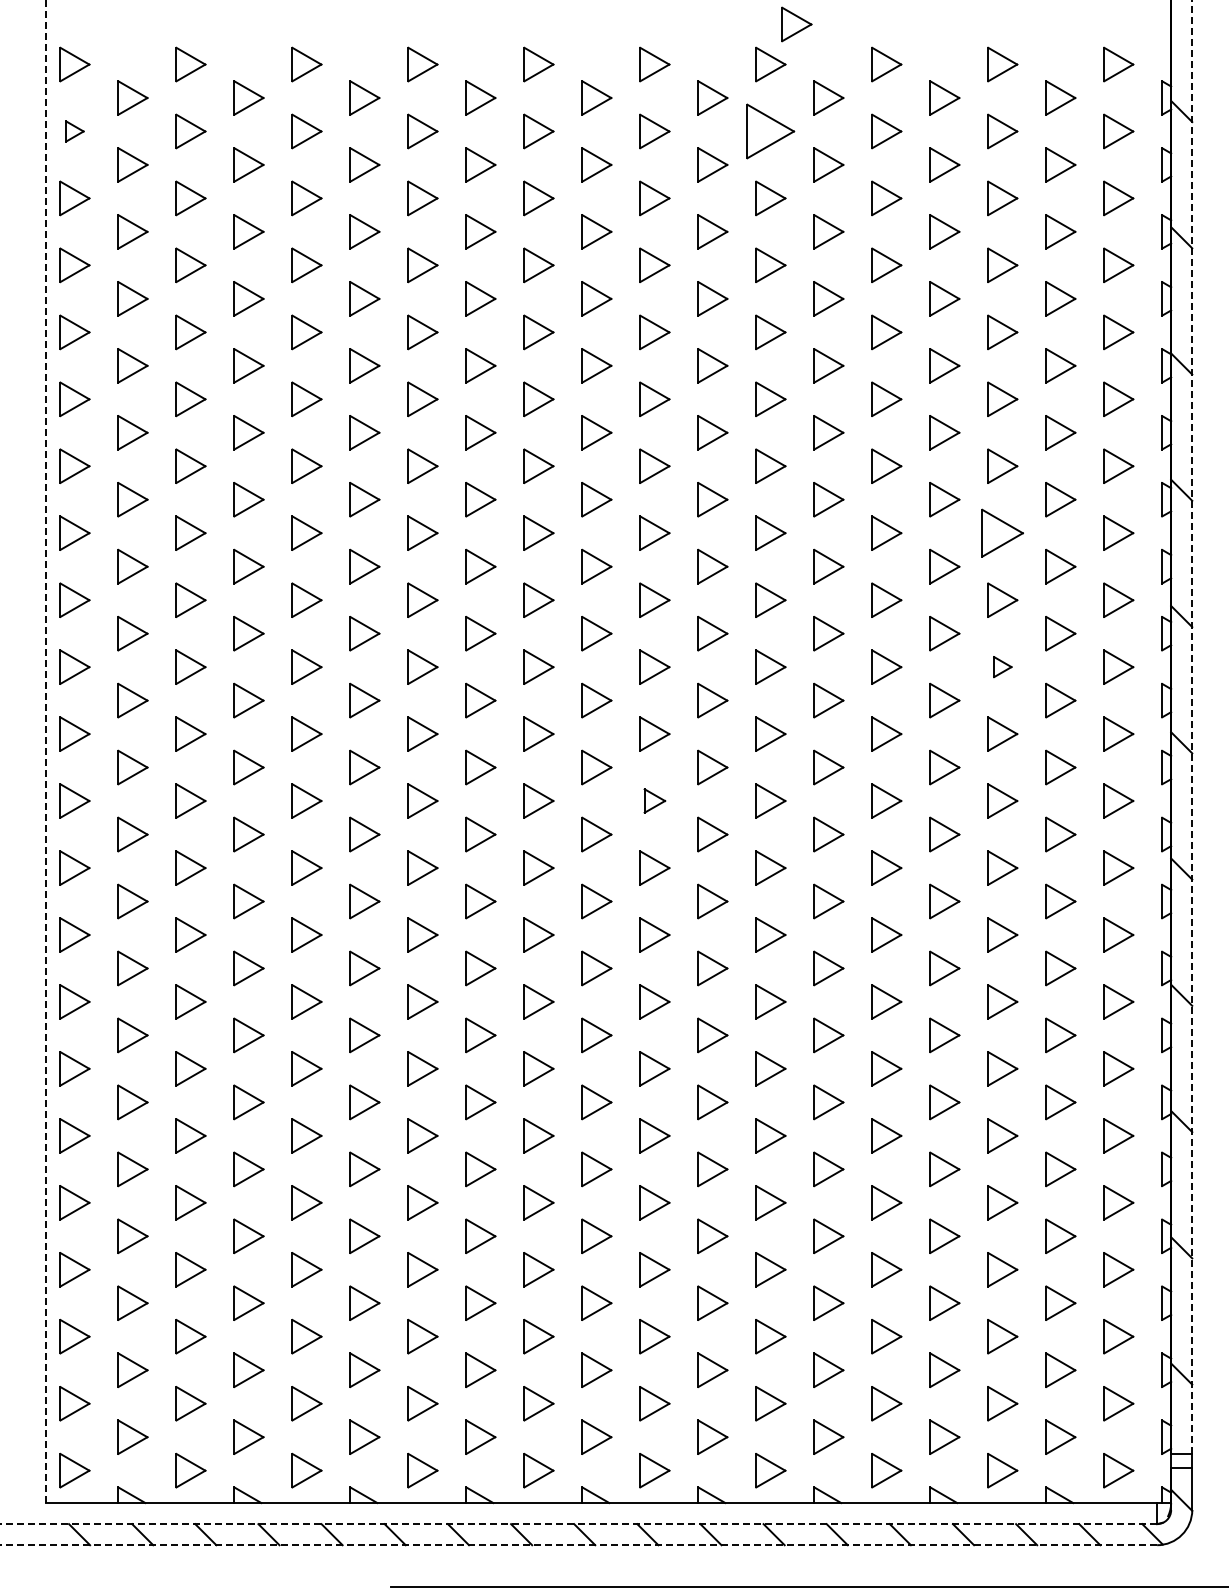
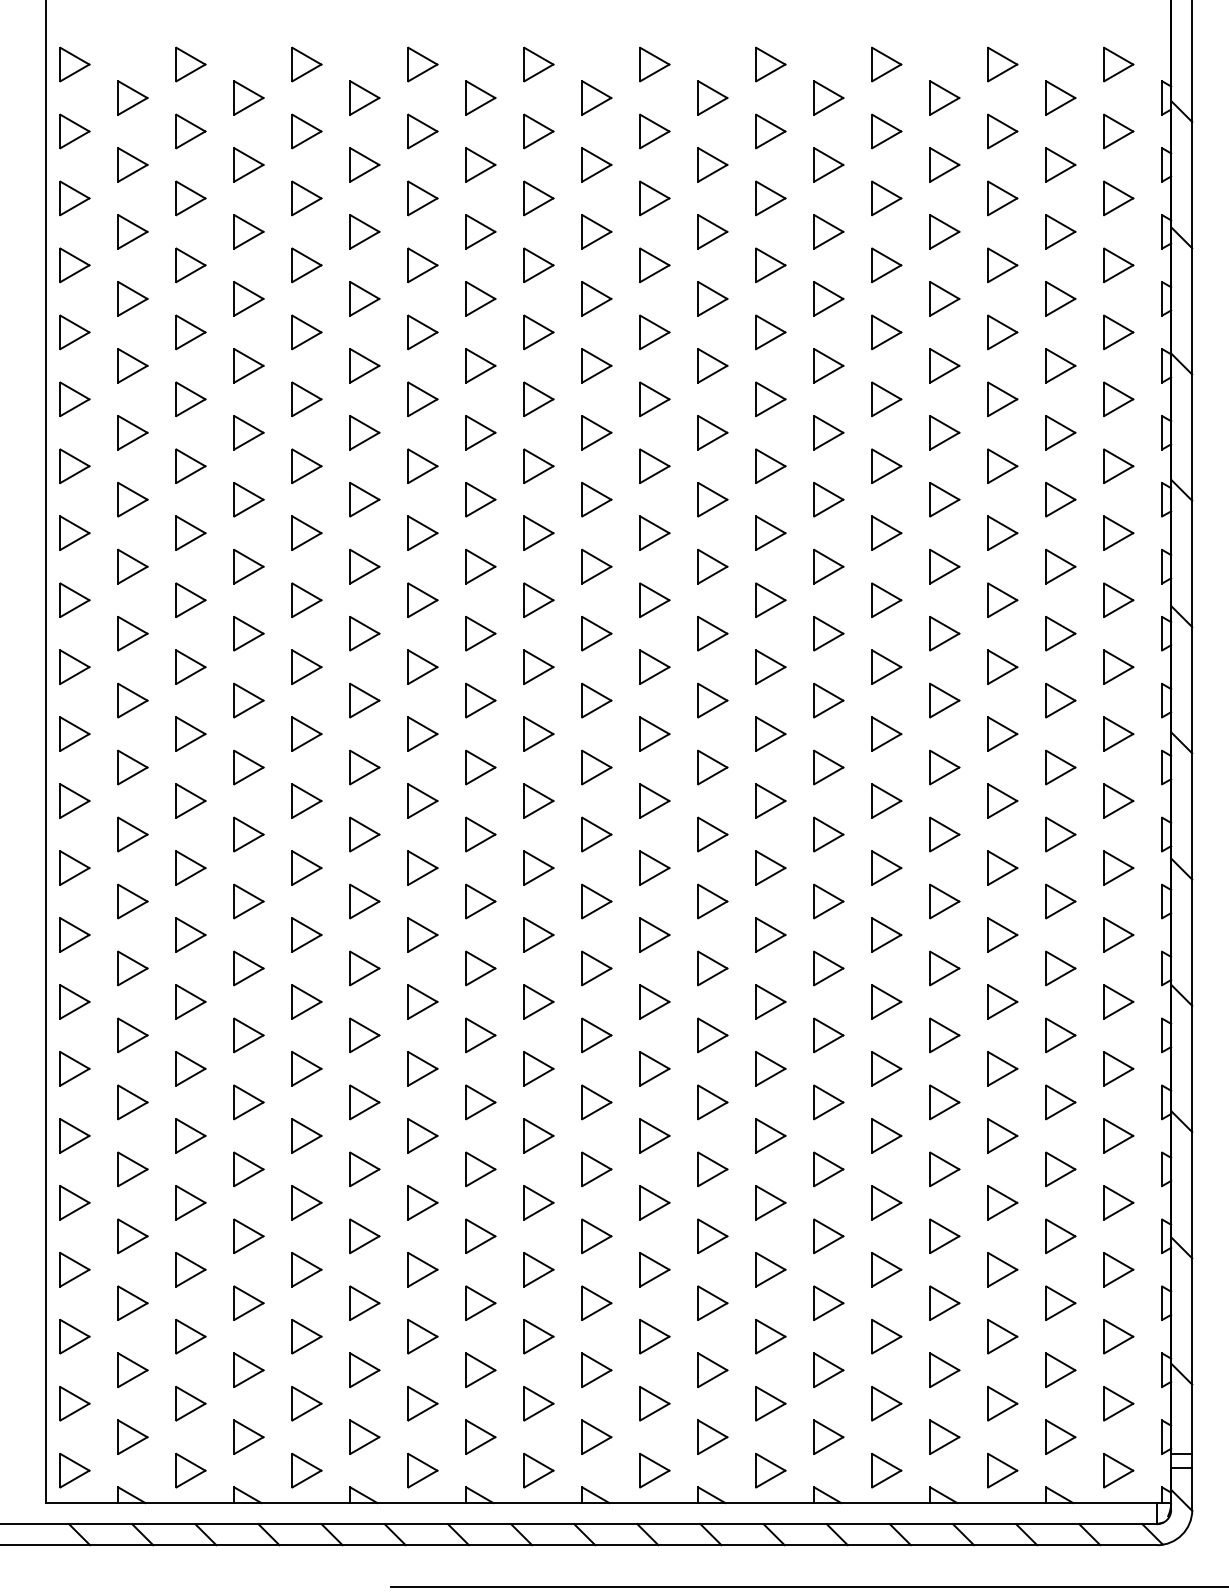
part: present -> none (796, 24)
part size: 20x23 px -> 32x37 px (74, 131)
part size: 50x57 px -> 32x37 px (770, 131)
part size: 43x50 px -> 32x36 px (1002, 532)
part size: 20x23 px -> 32x36 px (1002, 666)
line: dashed -> solid (1192, 728)
line: dashed -> solid (46, 751)
part size: 24x26 px -> 32x36 px (654, 800)
line: dashed -> solid (578, 1524)
line: dashed -> solid (578, 1545)
